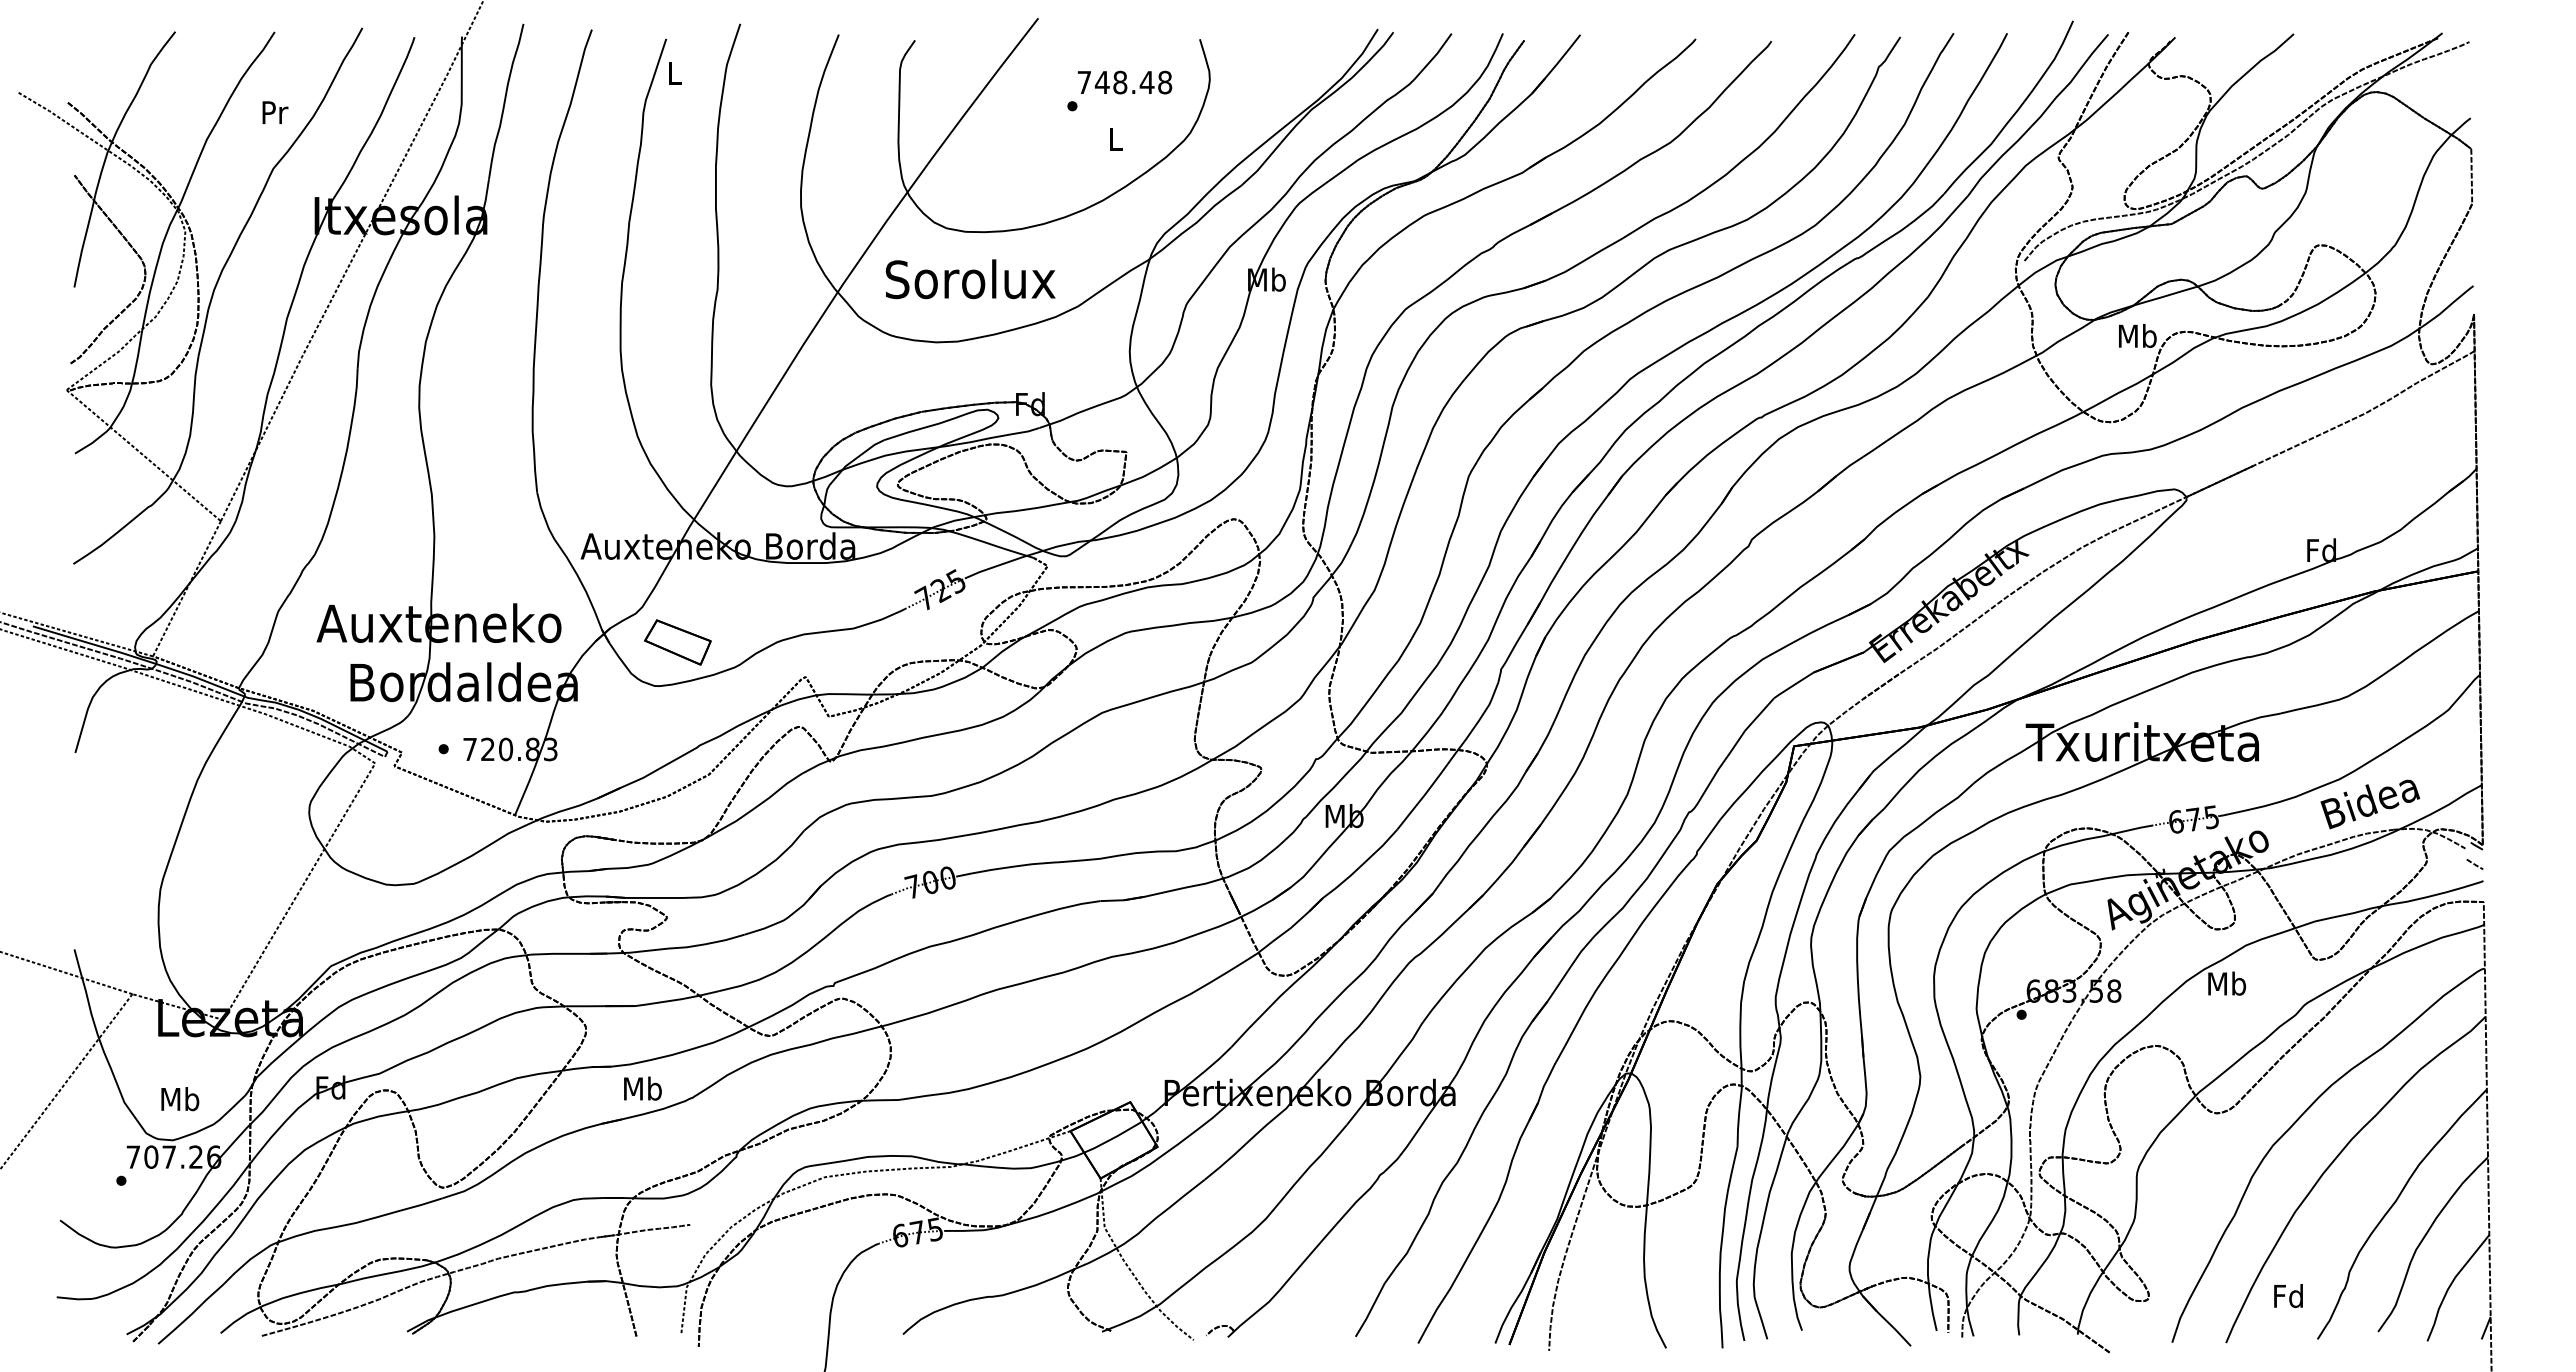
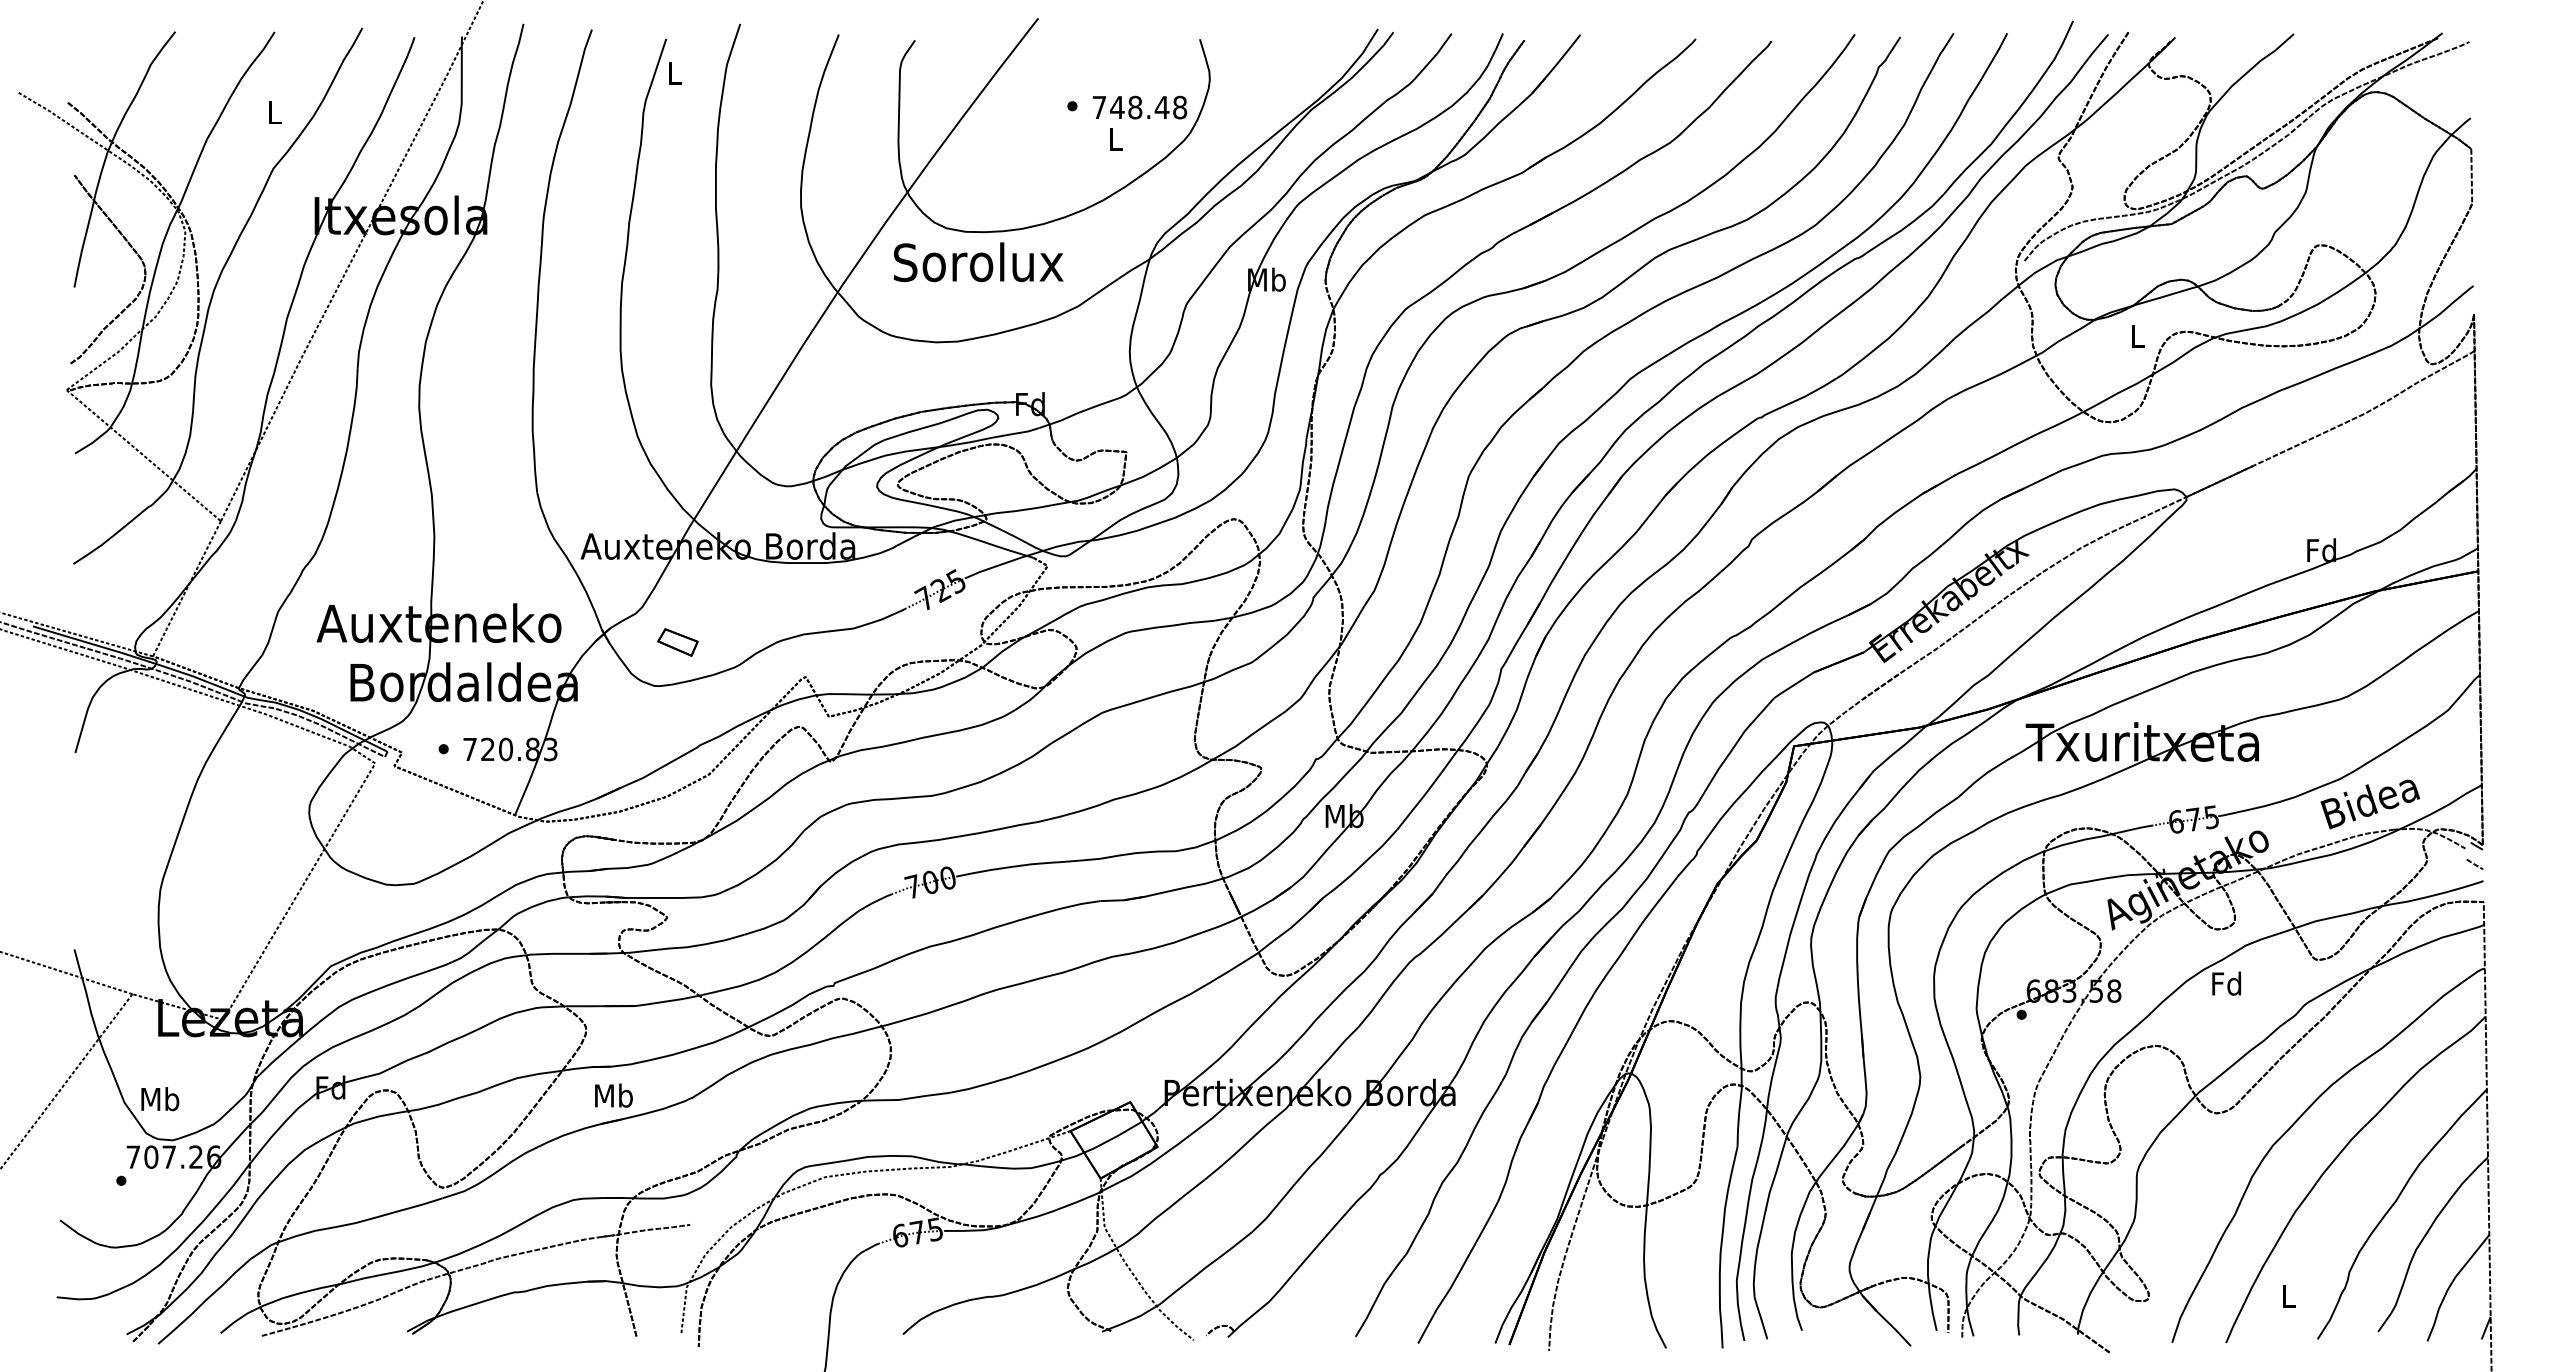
text position: (1124, 82) -> (1139, 107) (1139, 107)
text: Pr -> L (275, 112)
text position: (970, 279) -> (978, 262) (978, 262)
text: Mb -> L (2137, 336)
part size: 68x47 px -> 42x29 px (677, 642)
text: Mb -> Fd (2227, 983)
text position: (642, 1088) -> (613, 1095) (613, 1095)
text position: (180, 1099) -> (160, 1099) (160, 1099)
text: Fd -> L (2288, 1296)
